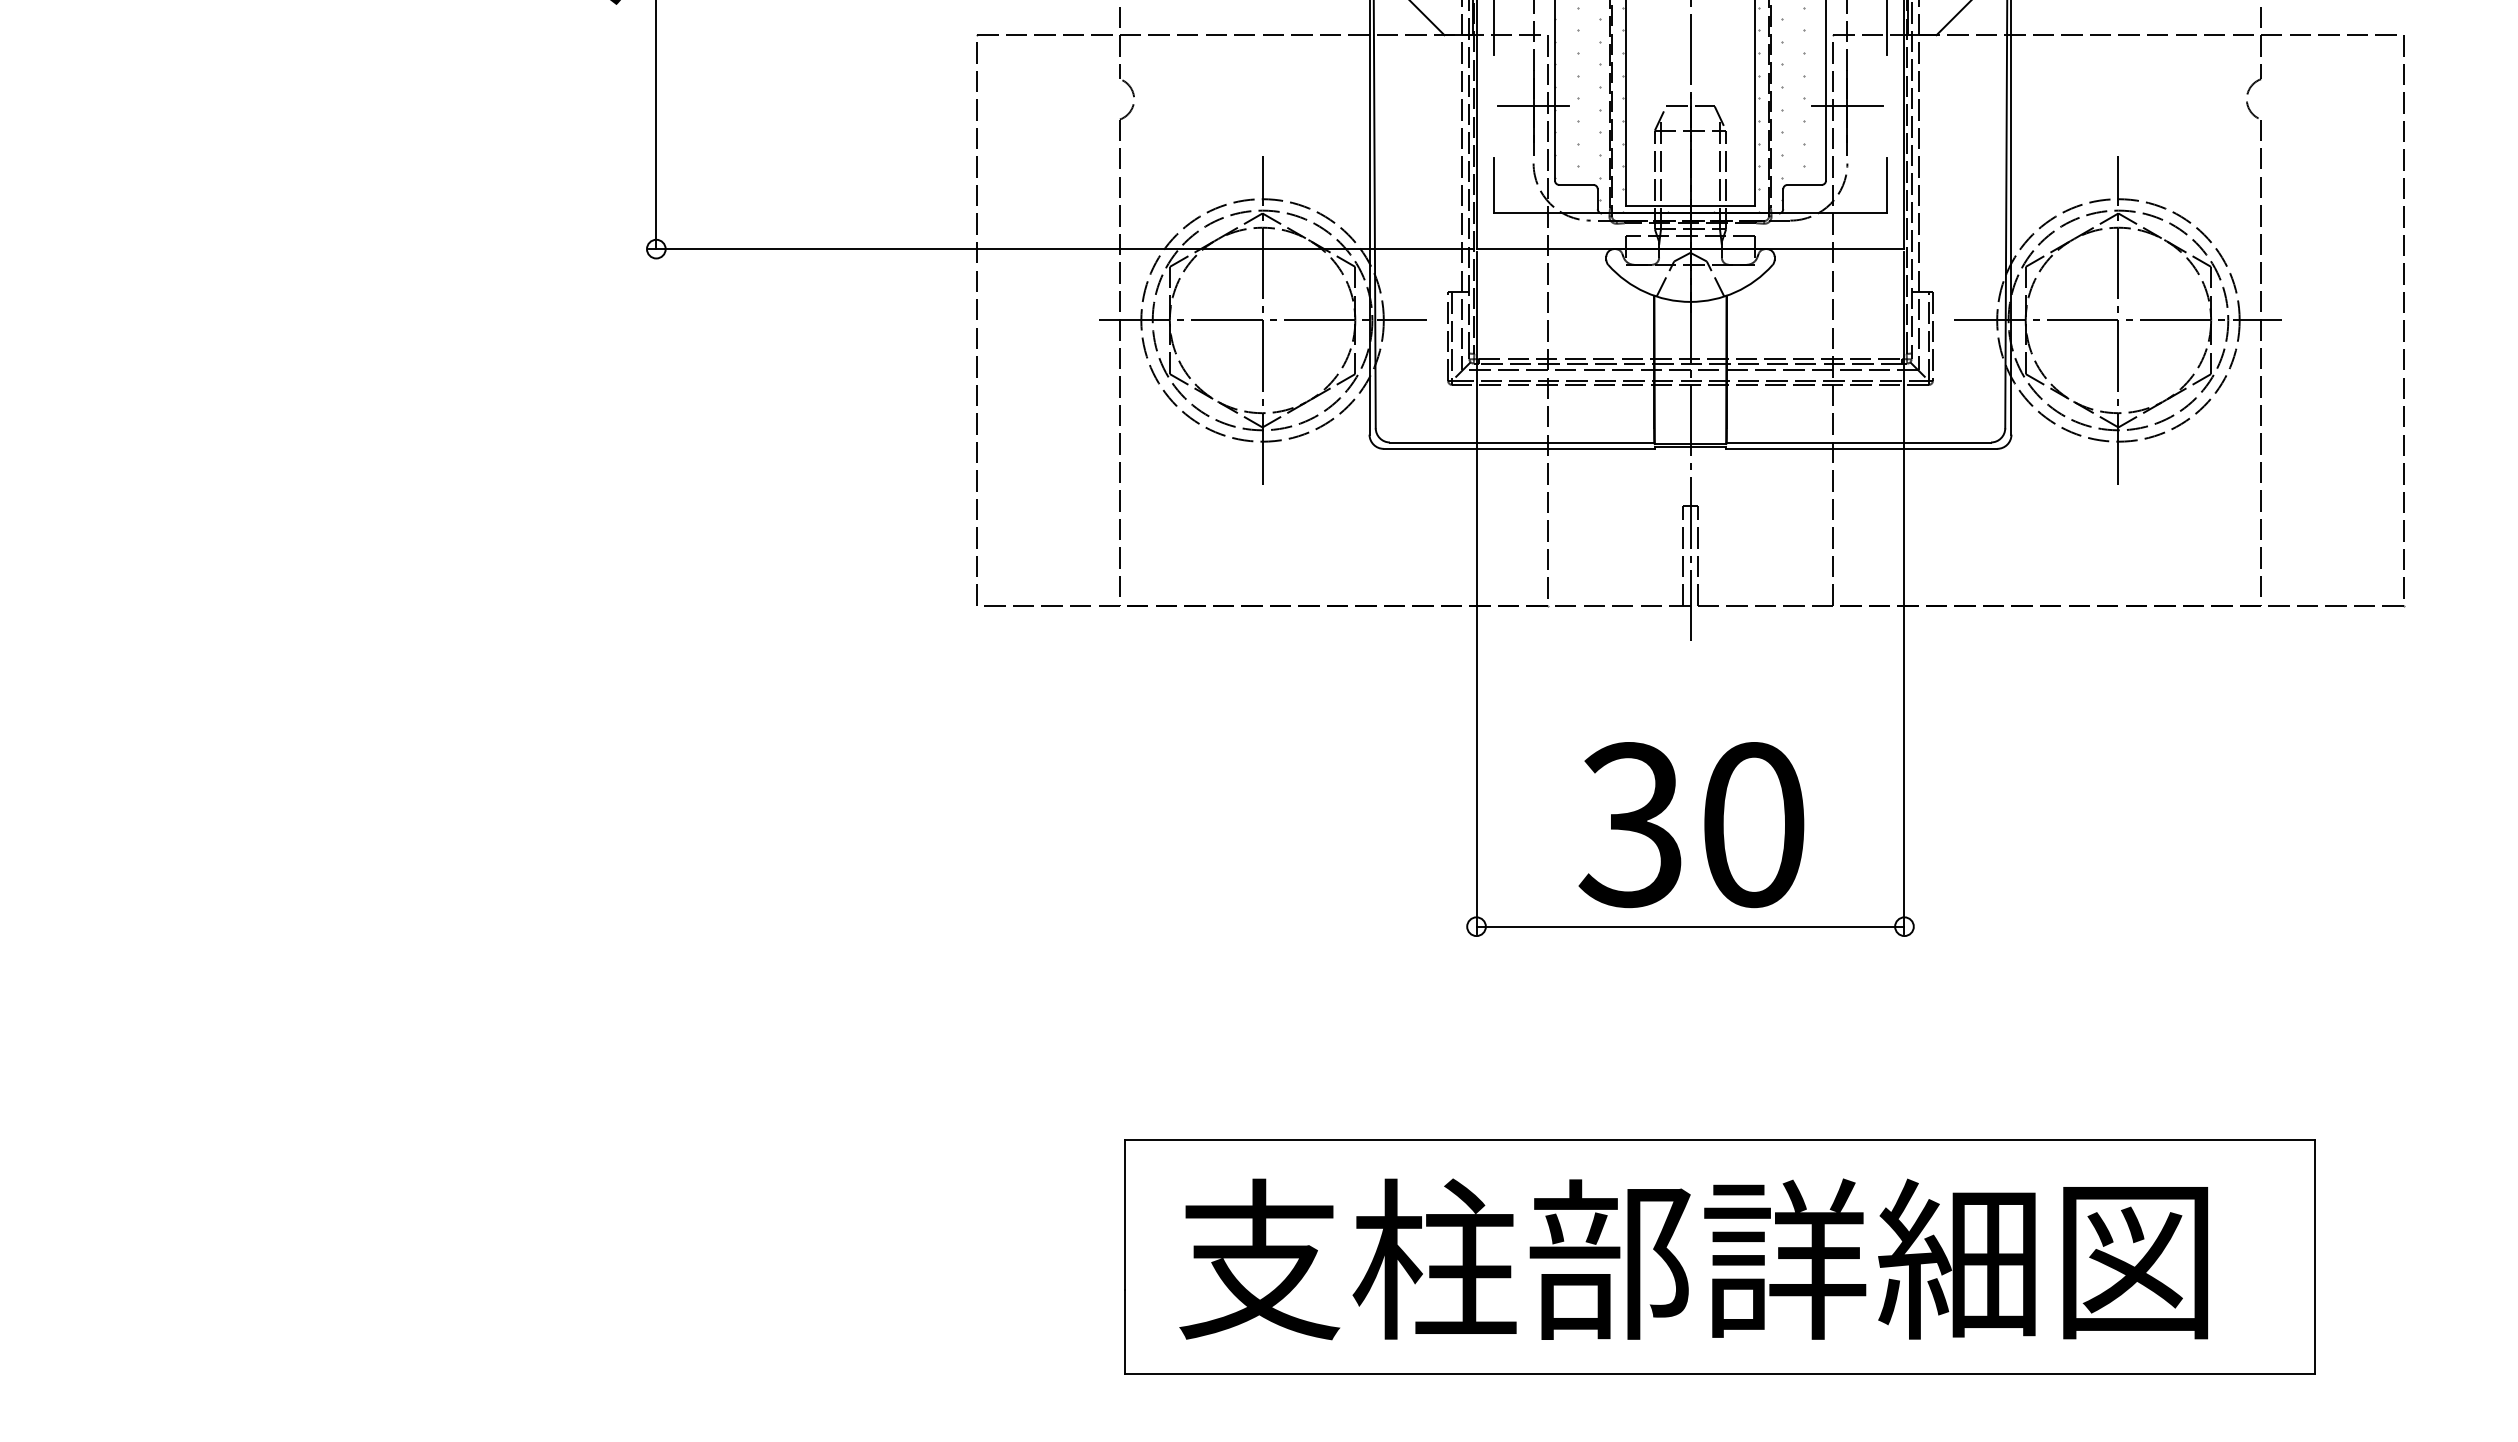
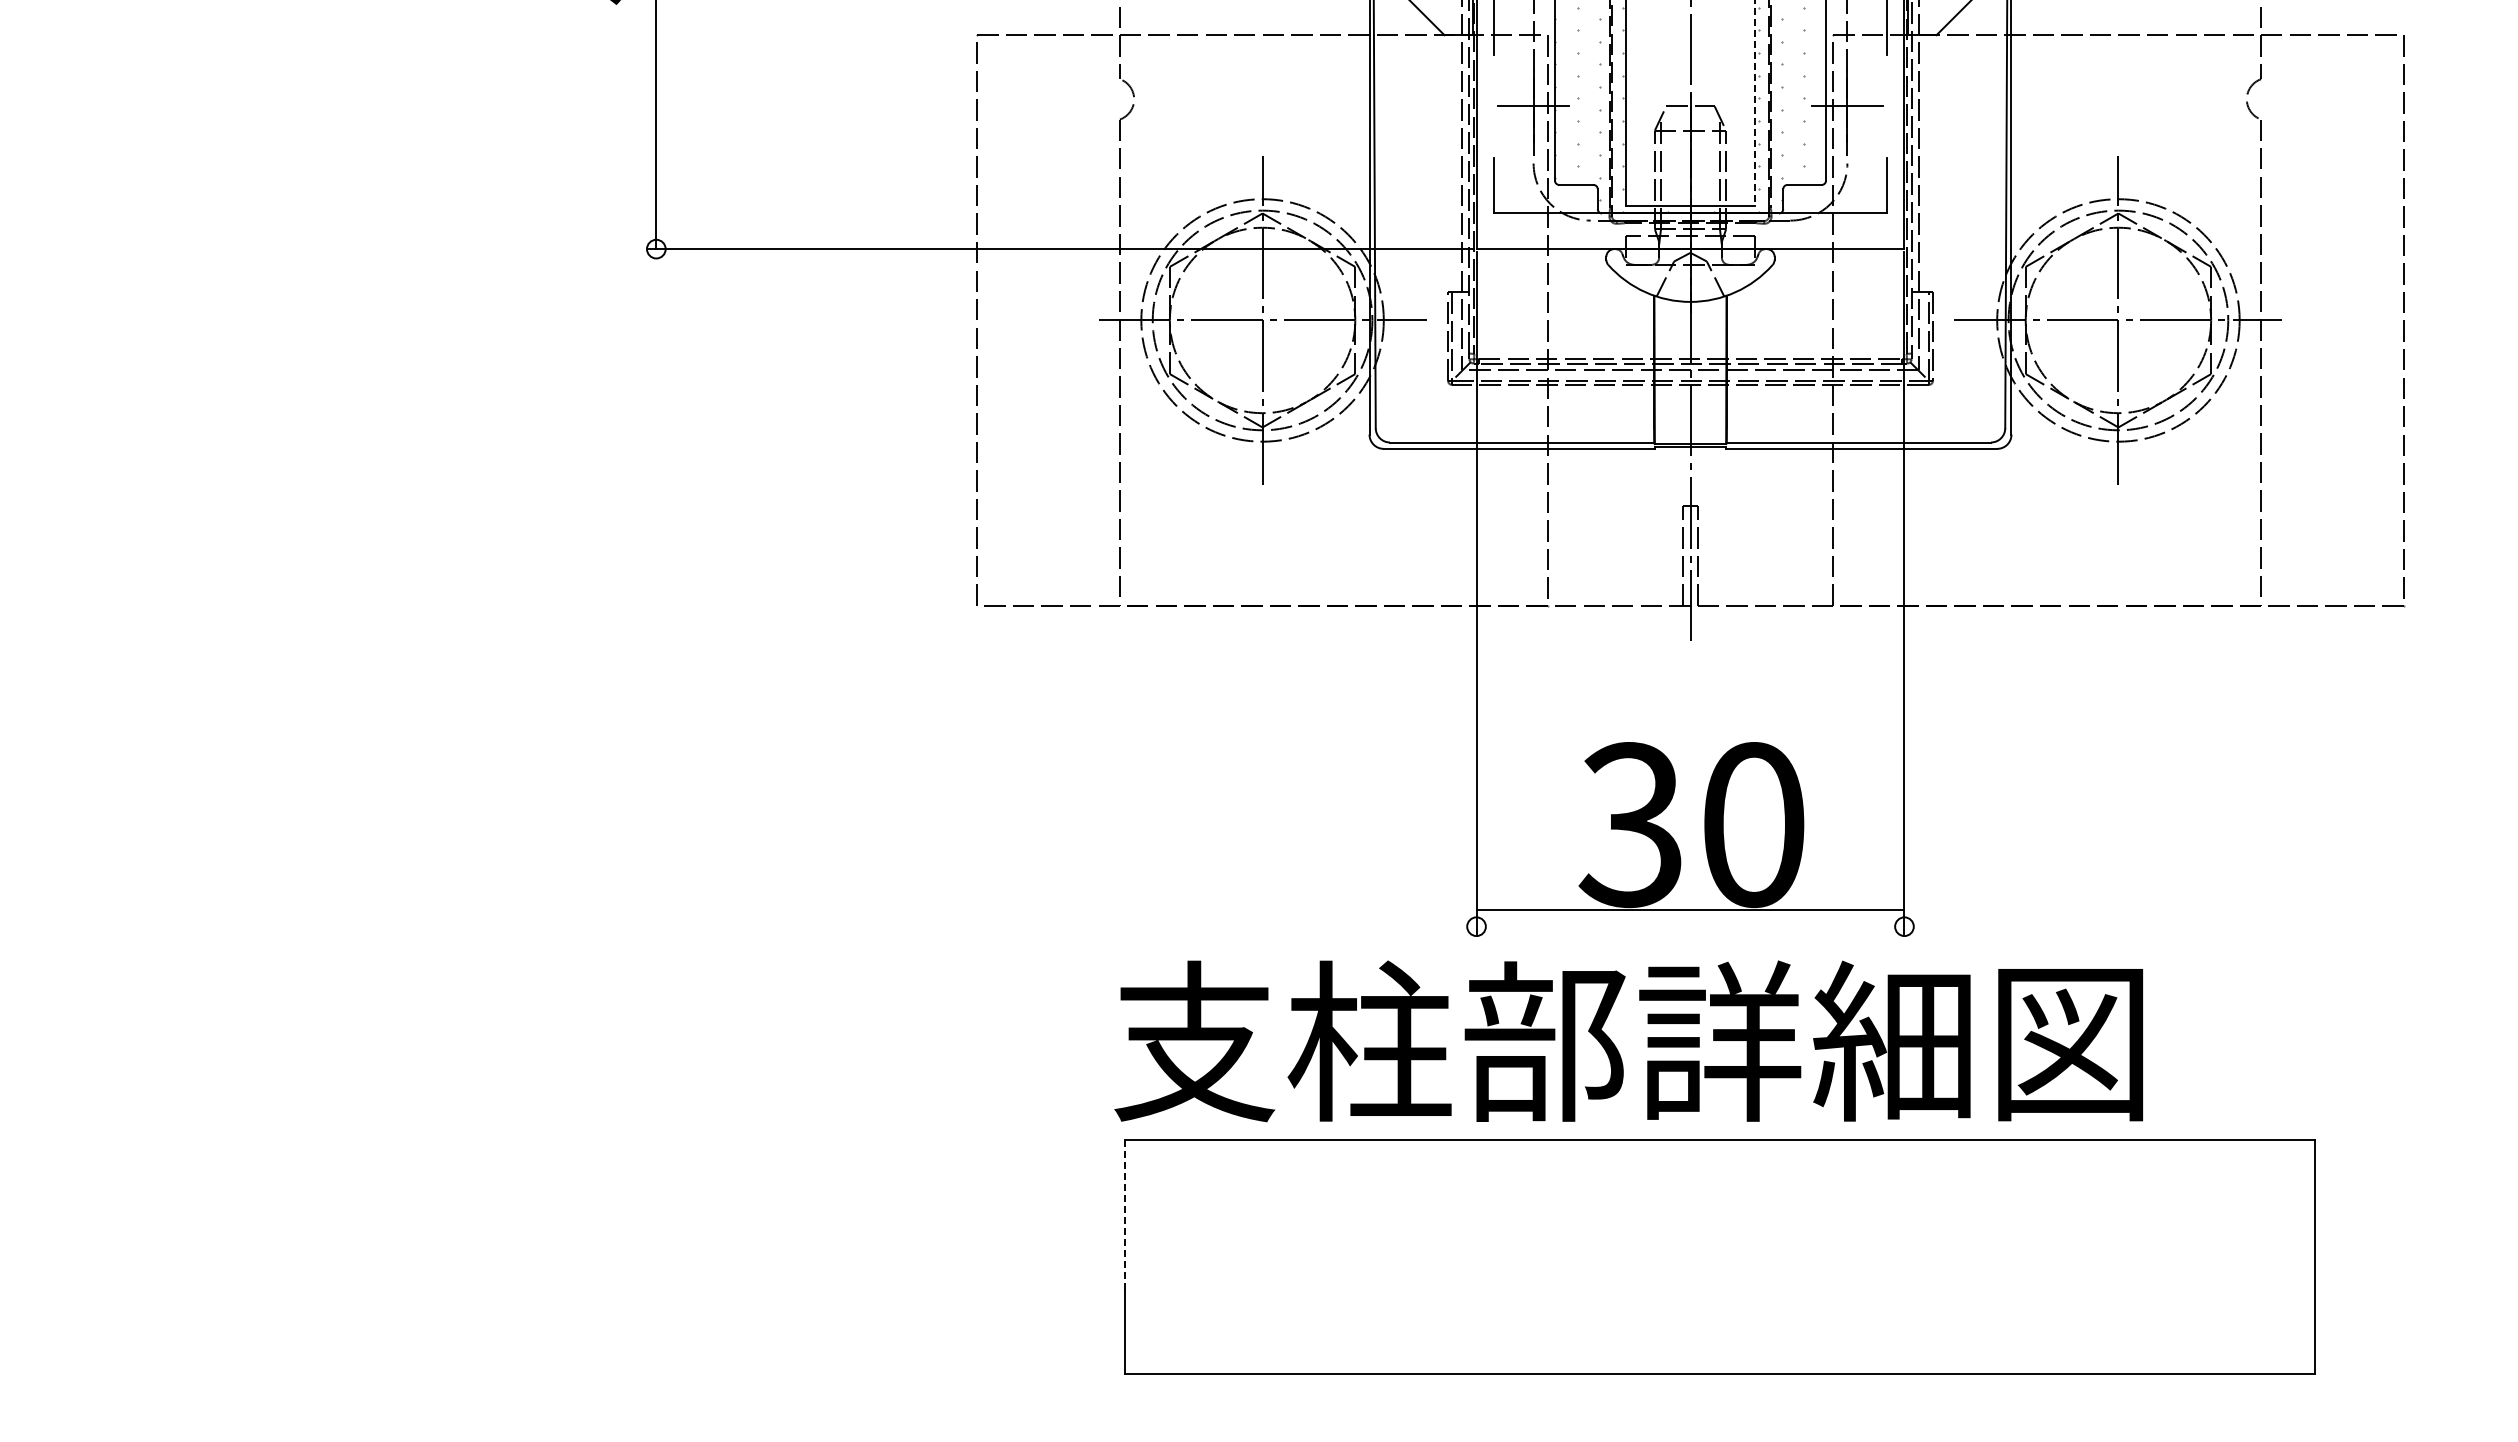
line: solid -> dashed (1754, 103)
line position: (1690, 926) -> (1690, 909) (1690, 909)
line: solid -> dashed (1124, 1215)
text position: (1693, 1259) -> (1628, 1041) (1628, 1041)
